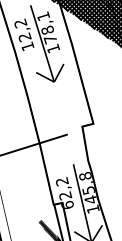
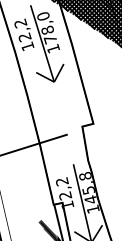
text: 178,1 -> 178,0 (43, 15)
text: 62,2 -> 12,2 (67, 204)
